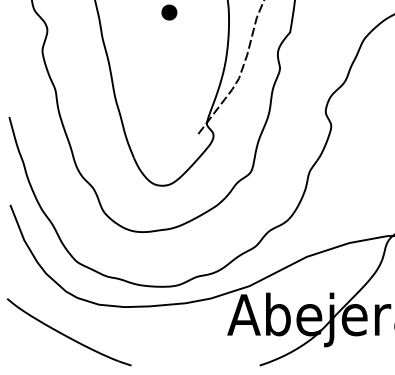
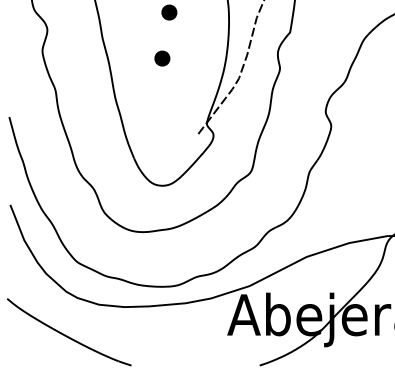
part: none -> present (162, 58)
